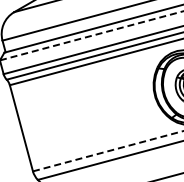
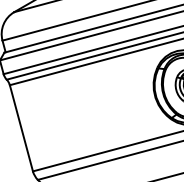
line: dashed -> solid (92, 35)
line: dashed -> solid (108, 151)
